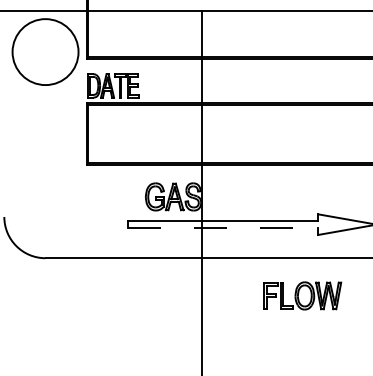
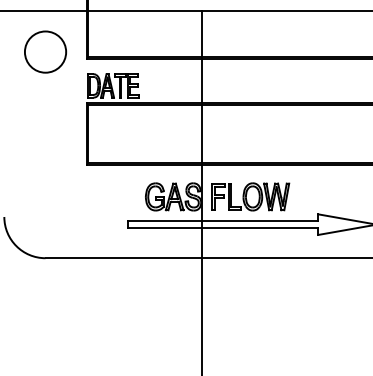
circle diameter: 66 px -> 41 px (45, 51)
line: dashed -> solid (223, 227)
part position: (302, 295) -> (250, 196) (250, 196)
